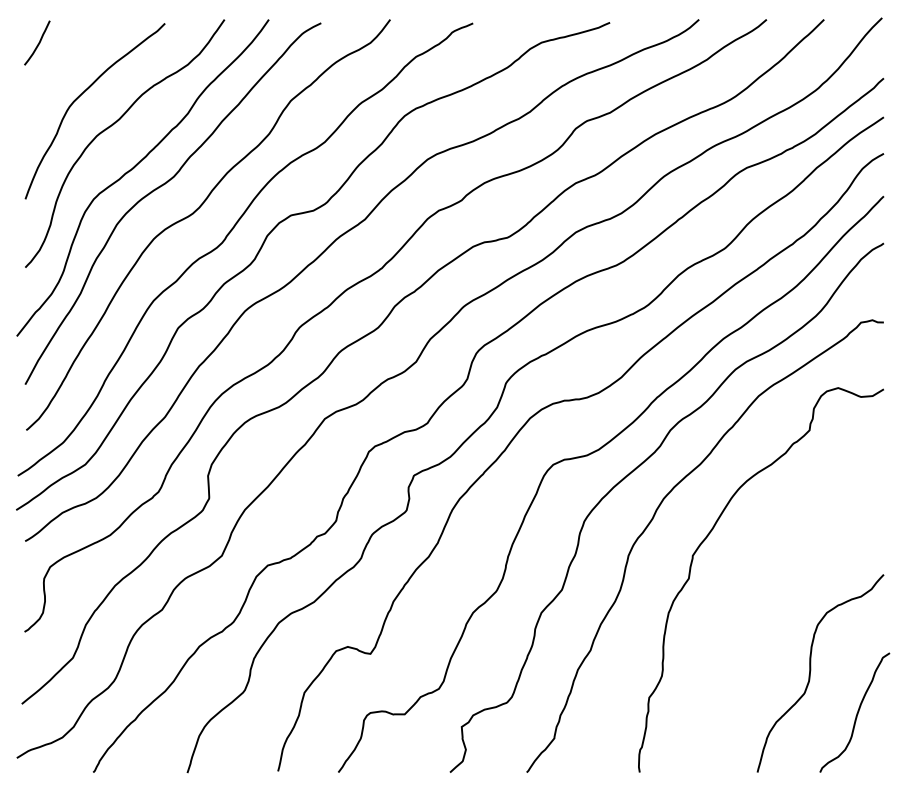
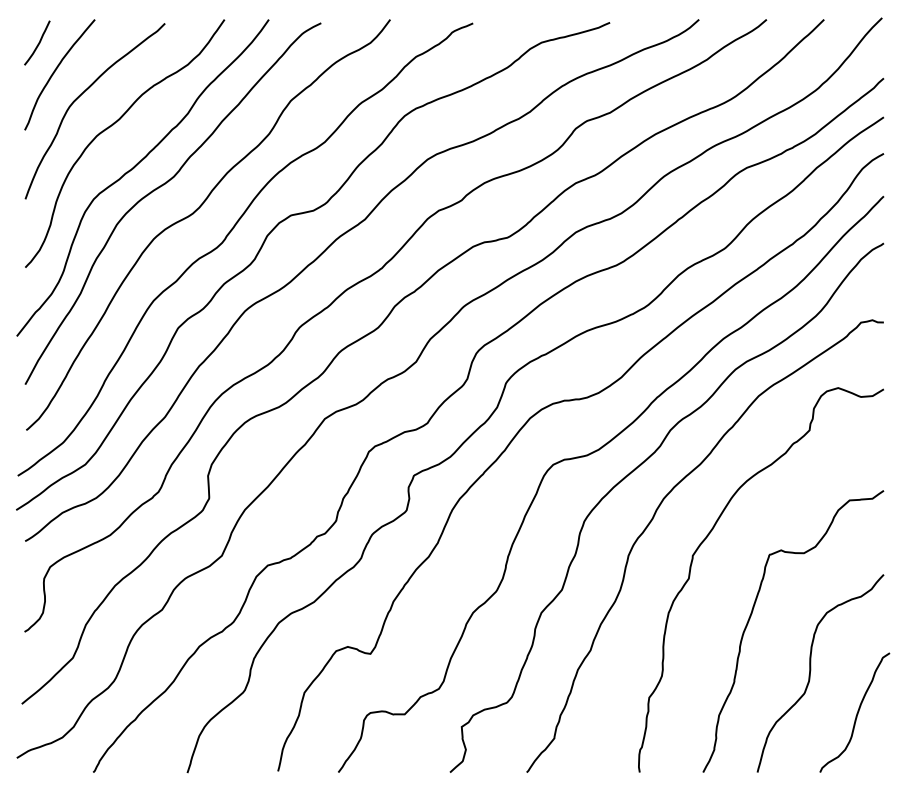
curve: none -> present (56, 70)
curve: none -> present (752, 614)
